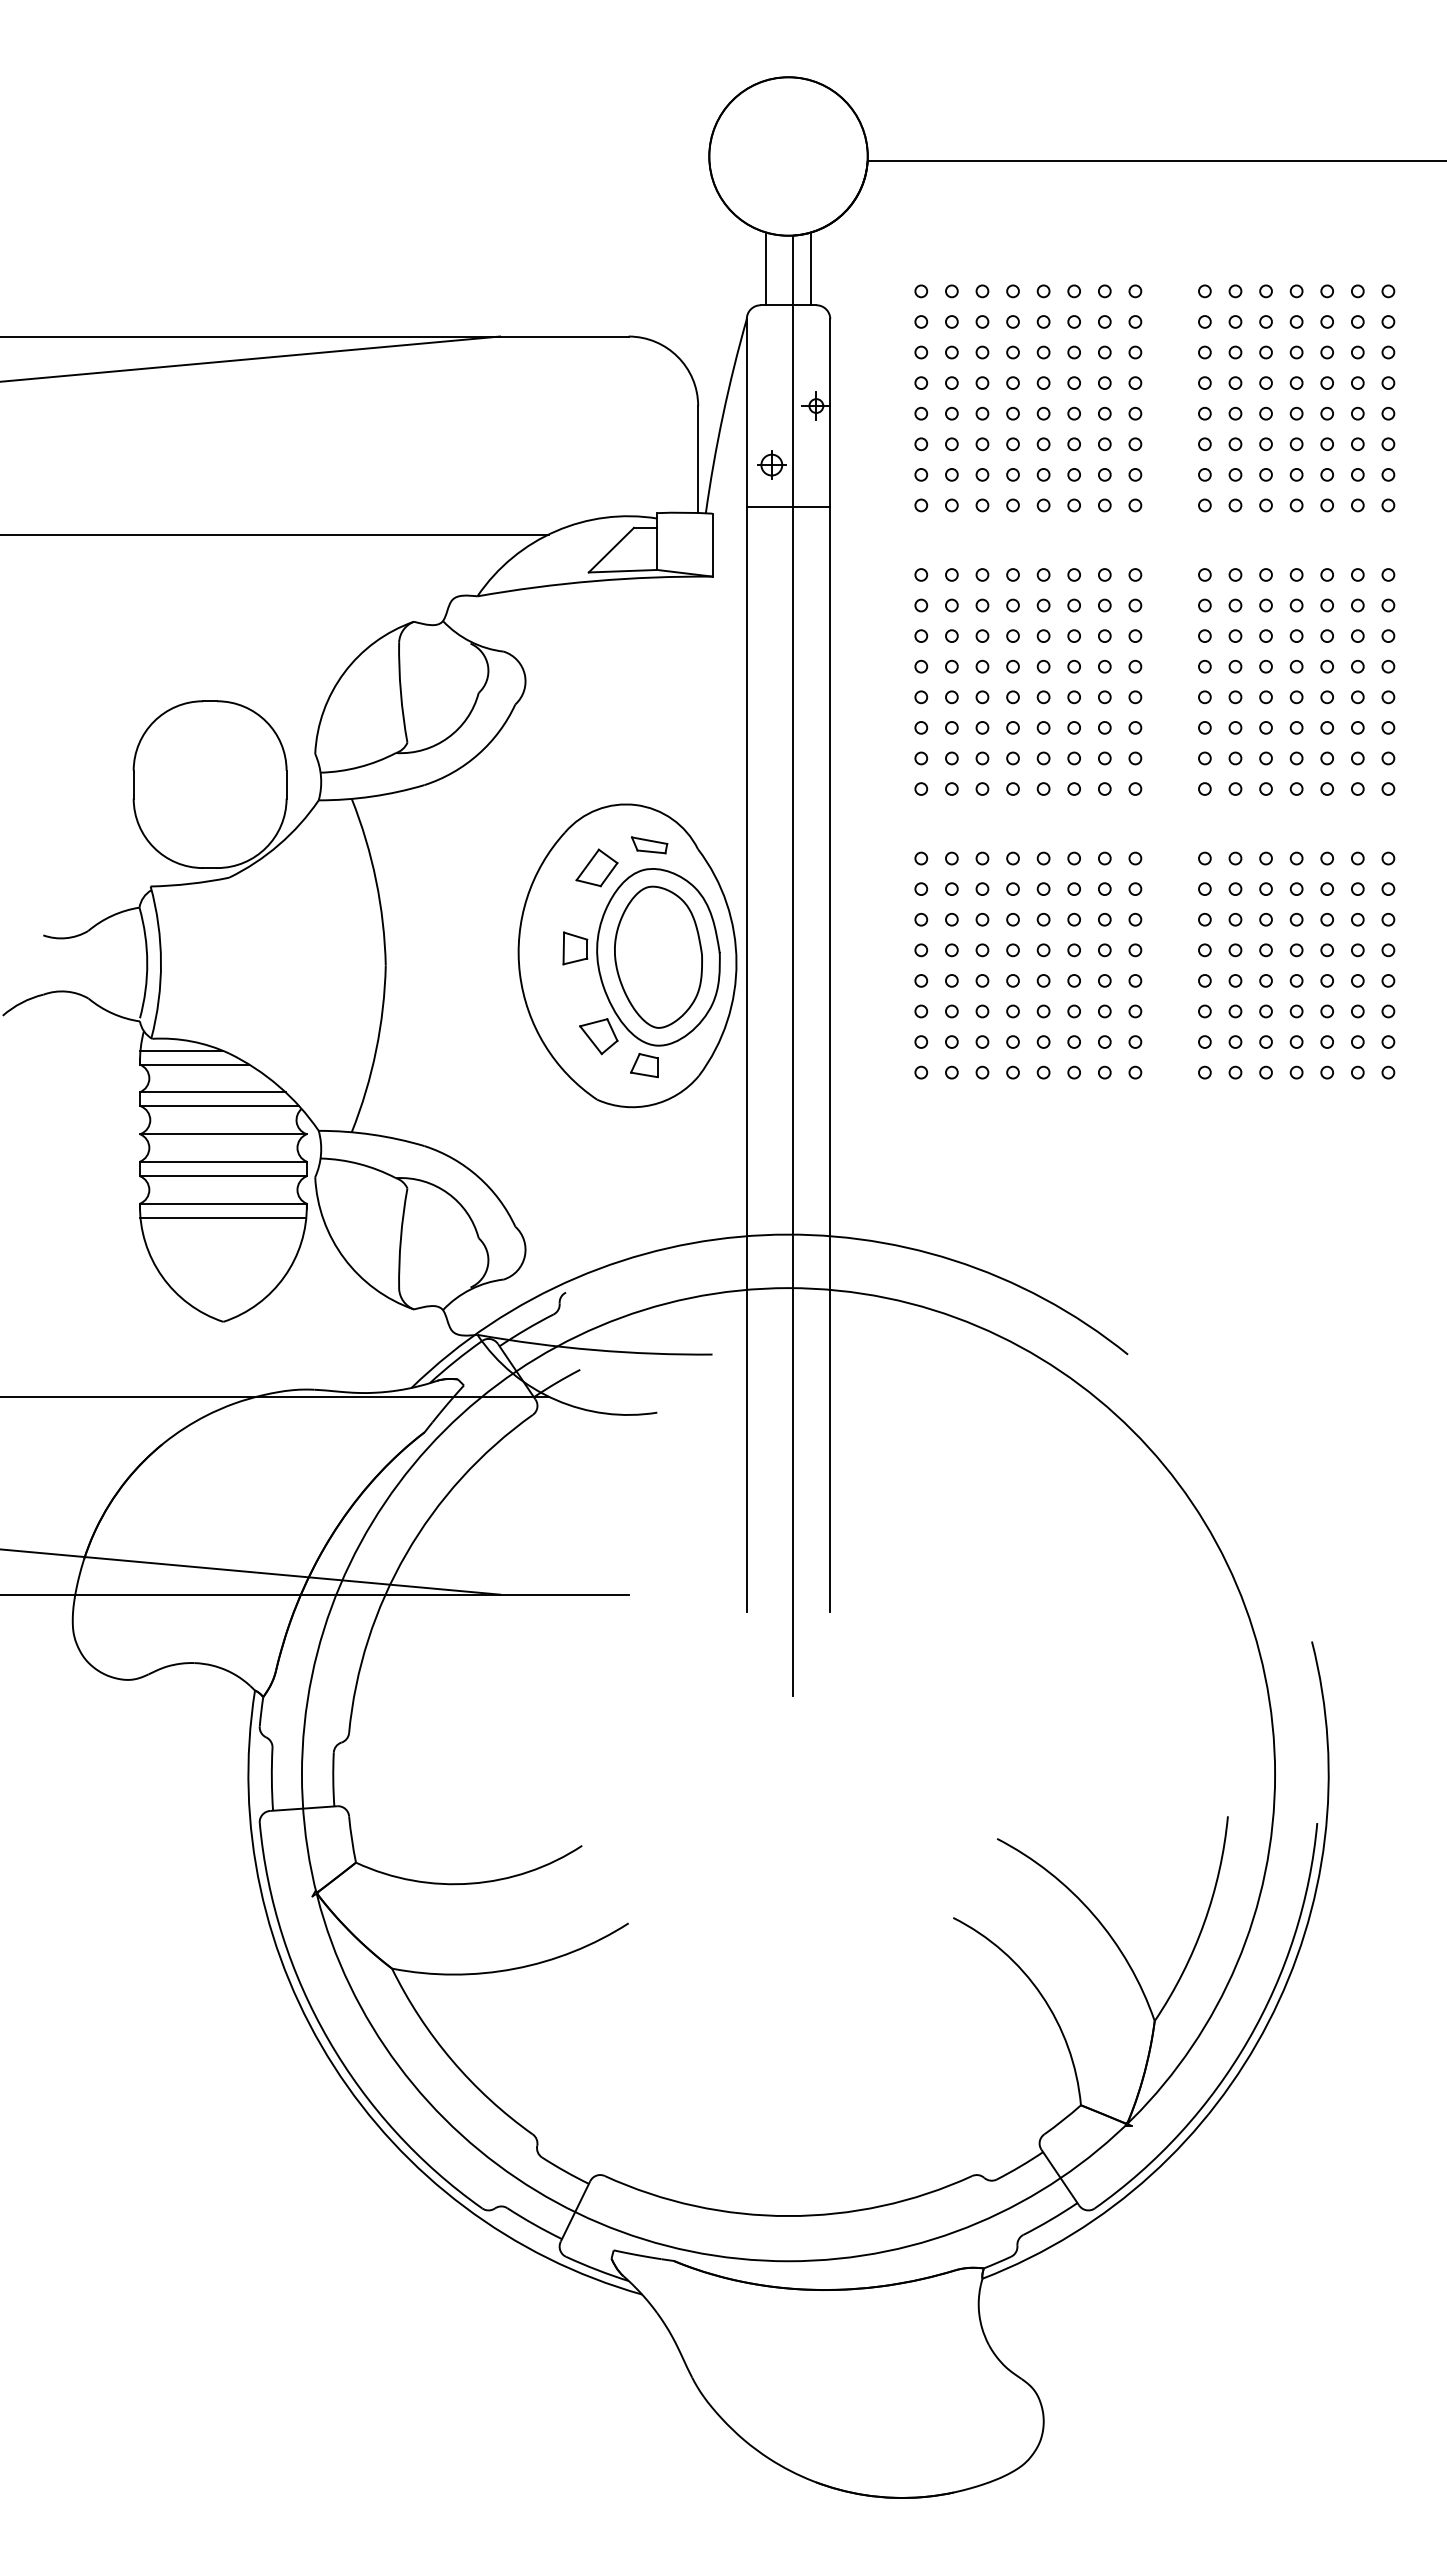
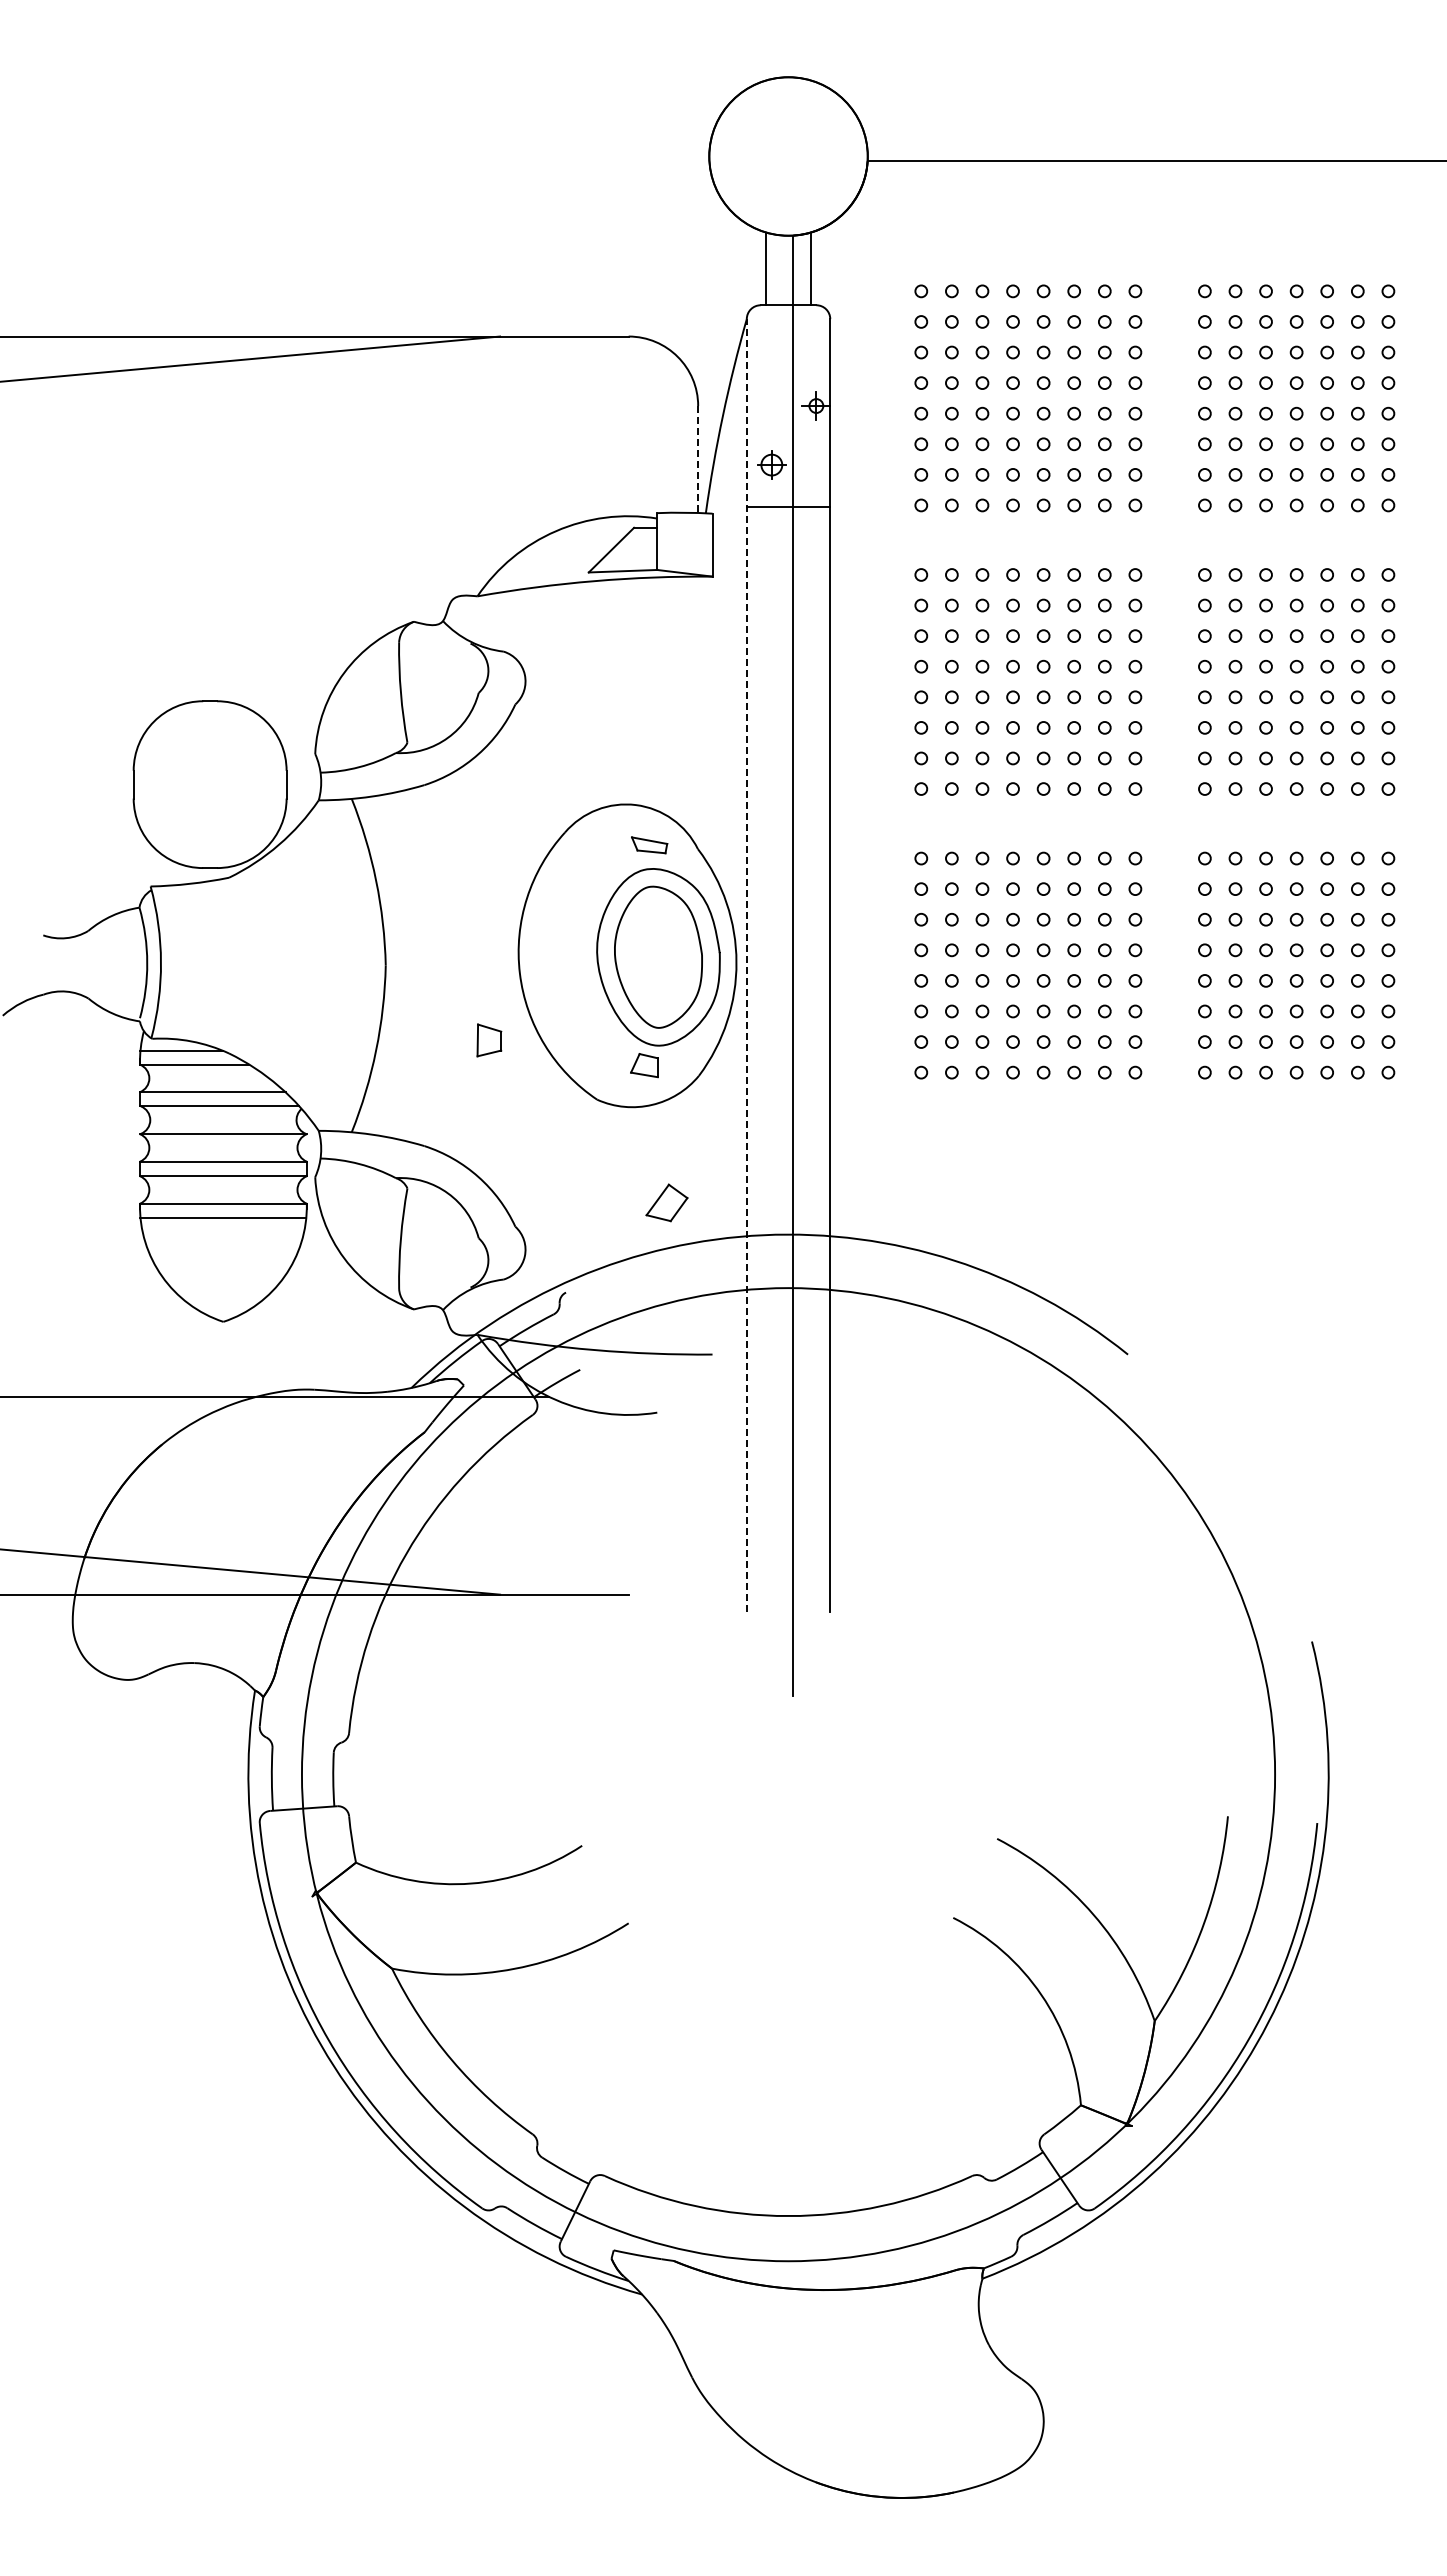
line: solid -> dashed (698, 460)
line: present -> none (275, 534)
part position: (596, 867) -> (666, 1202) (666, 1202)
part position: (575, 948) -> (489, 1040) (489, 1040)
line: solid -> dashed (746, 965)
part: present -> none (598, 1036)
